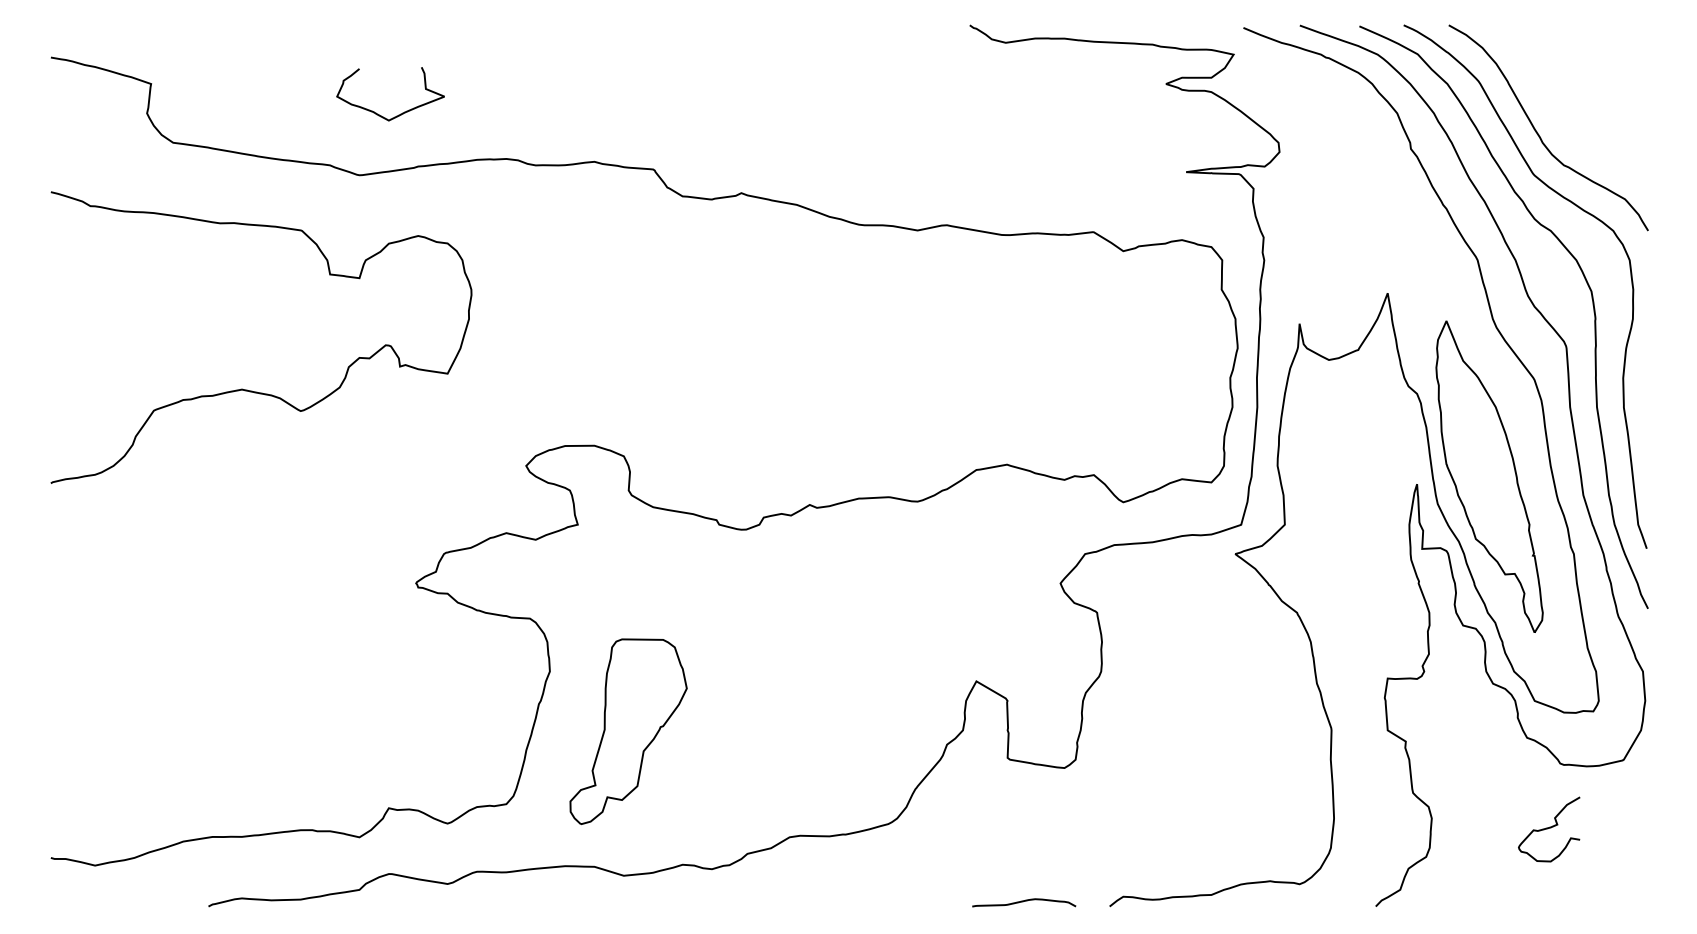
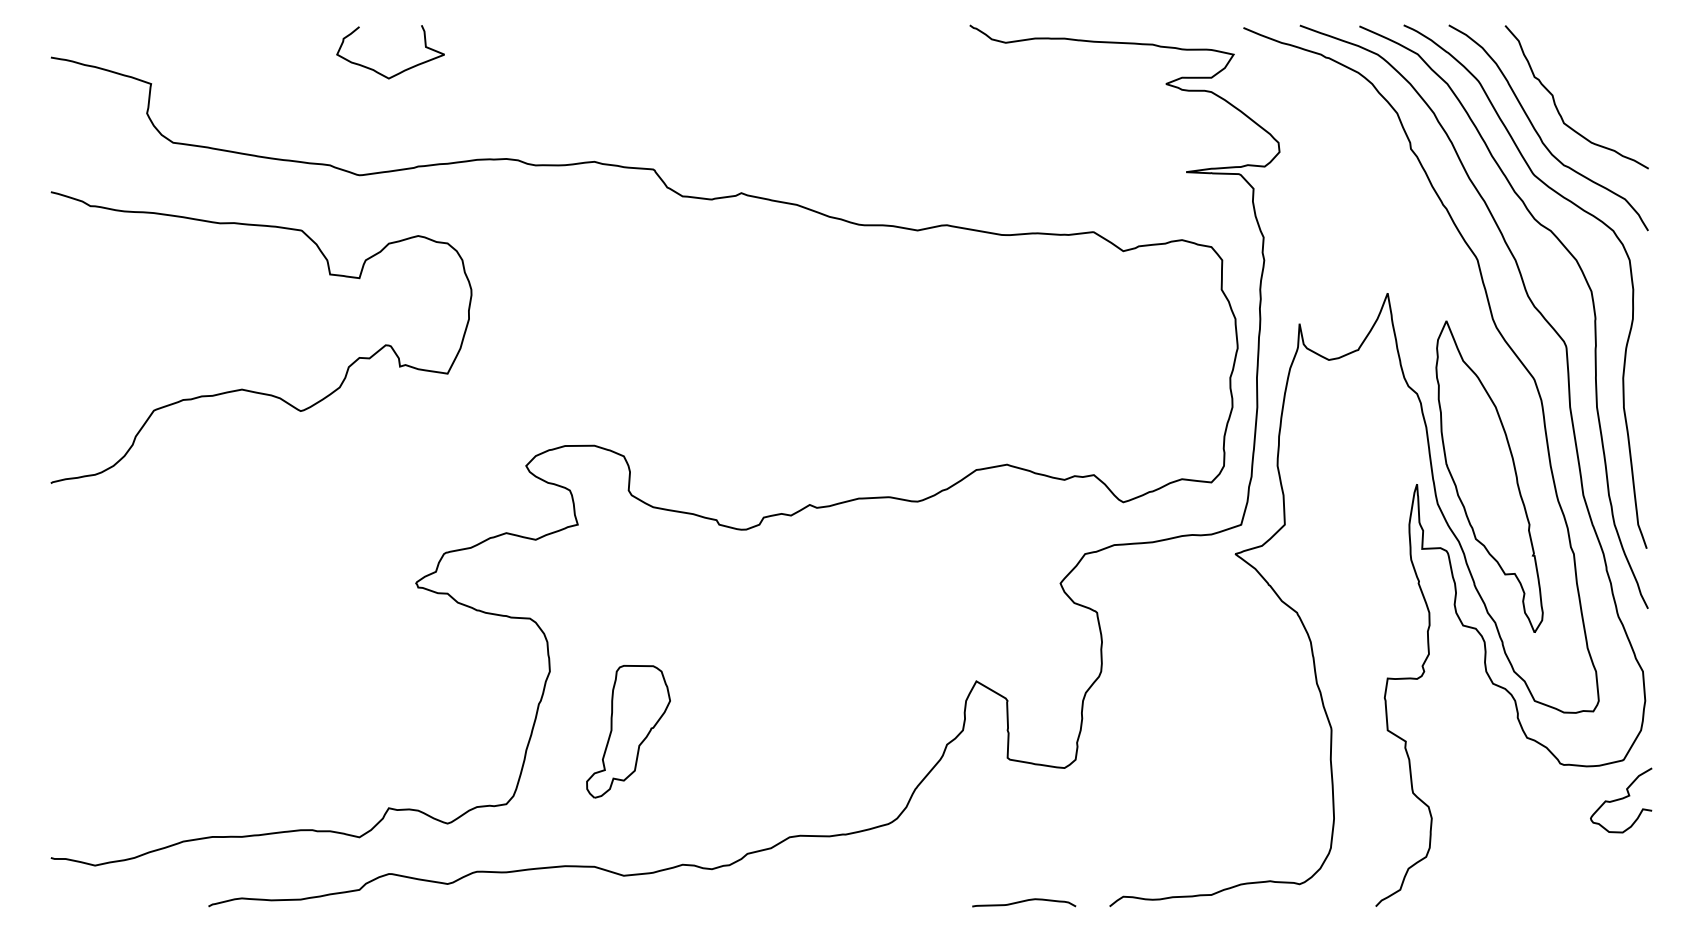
curve: none -> present (1555, 101)
curve position: (400, 113) -> (400, 71) (400, 71)
part size: 119x187 px -> 85x134 px (628, 731)
curve position: (1549, 828) -> (1621, 799) (1621, 799)
